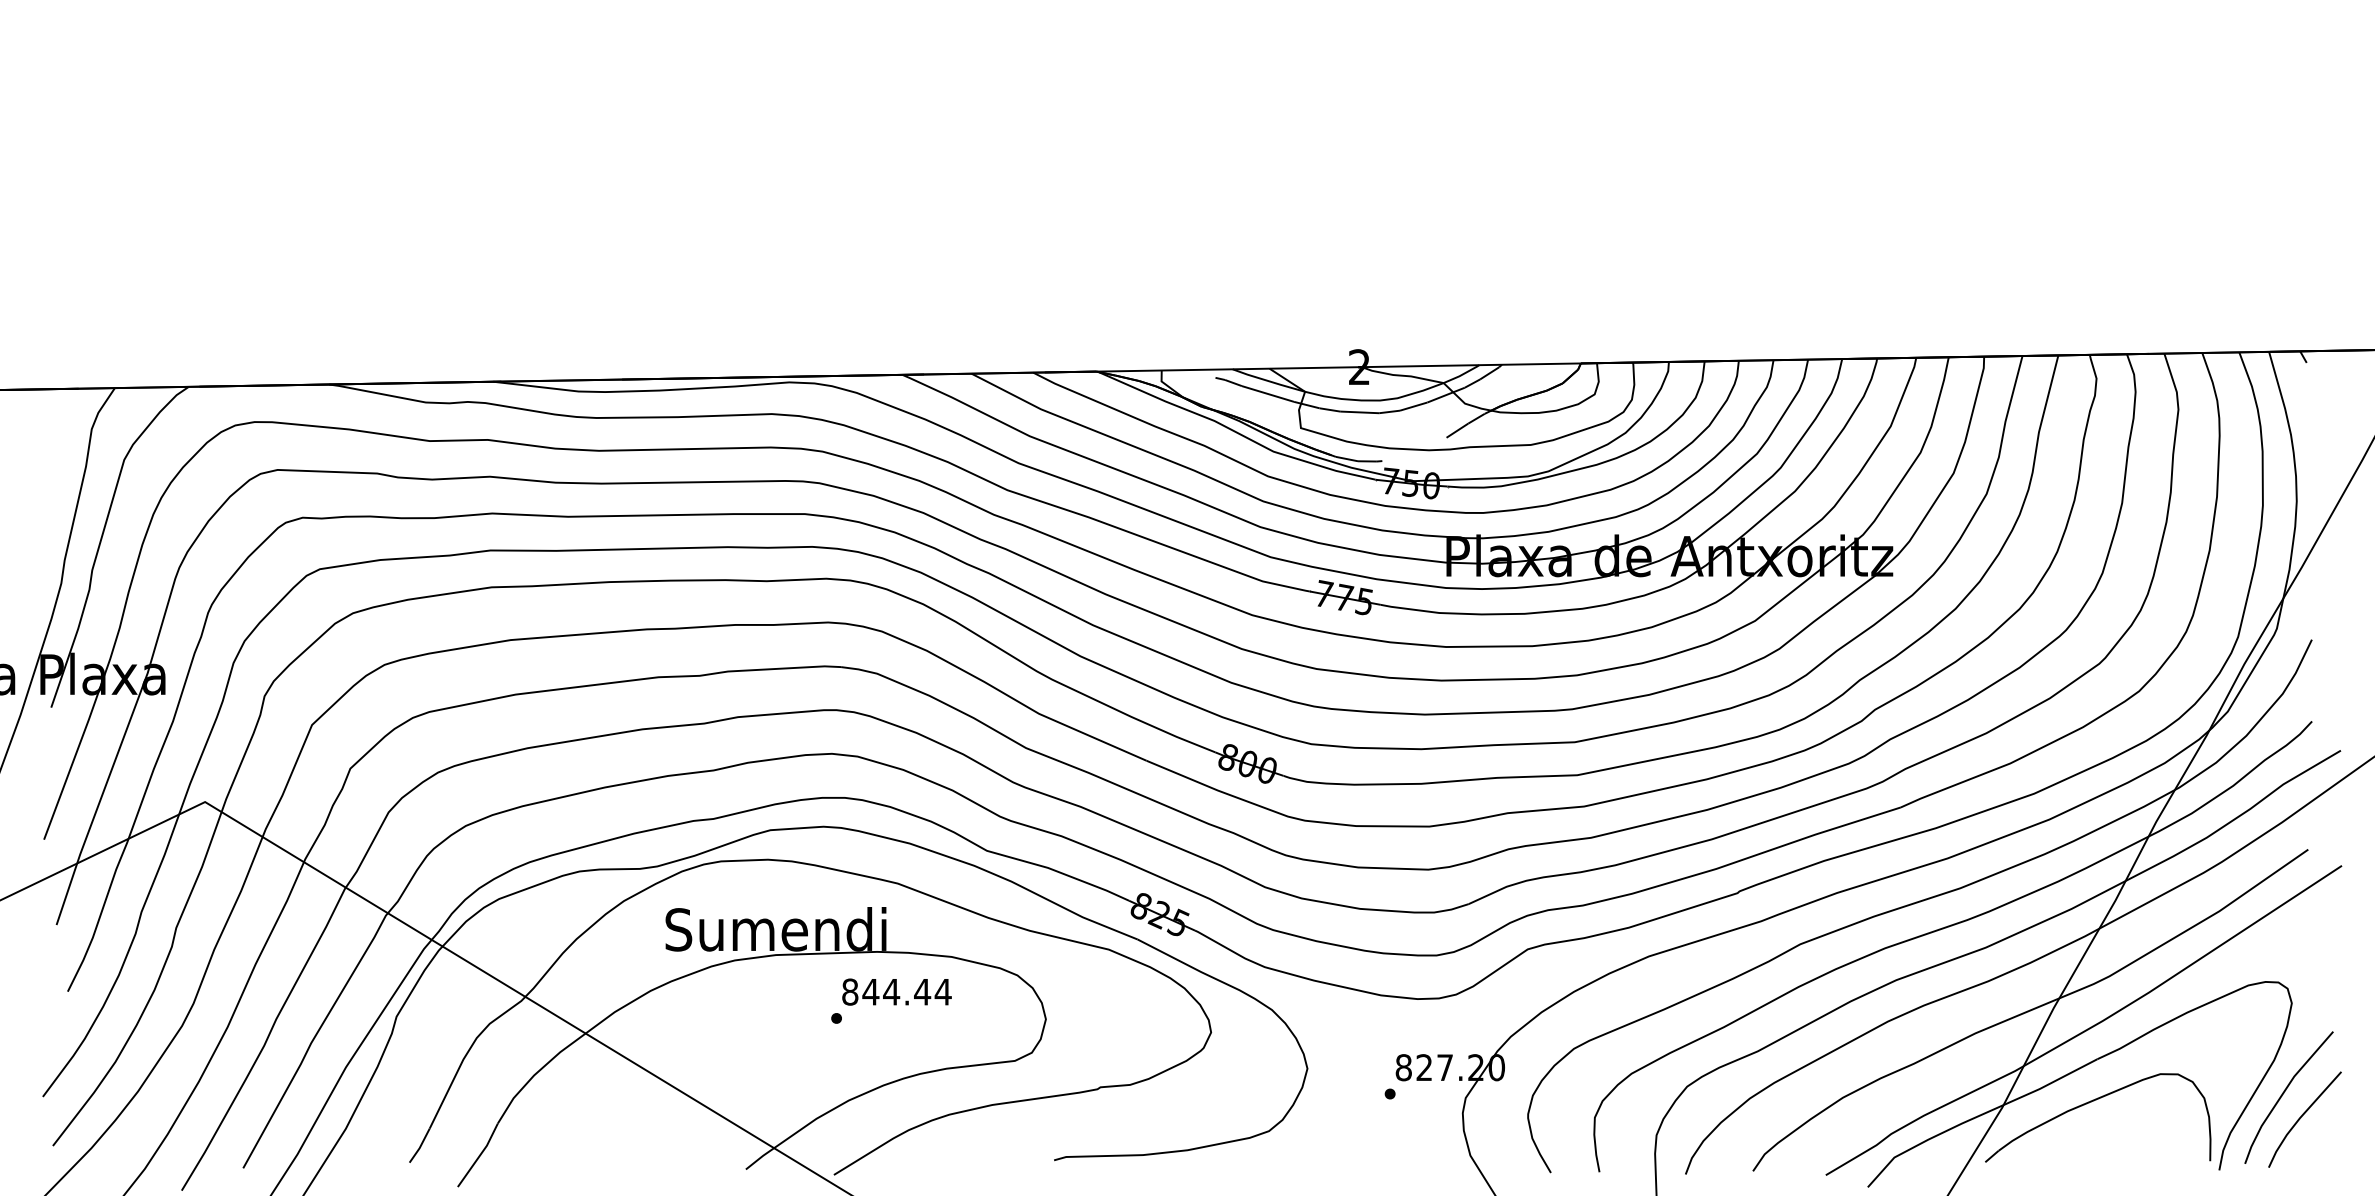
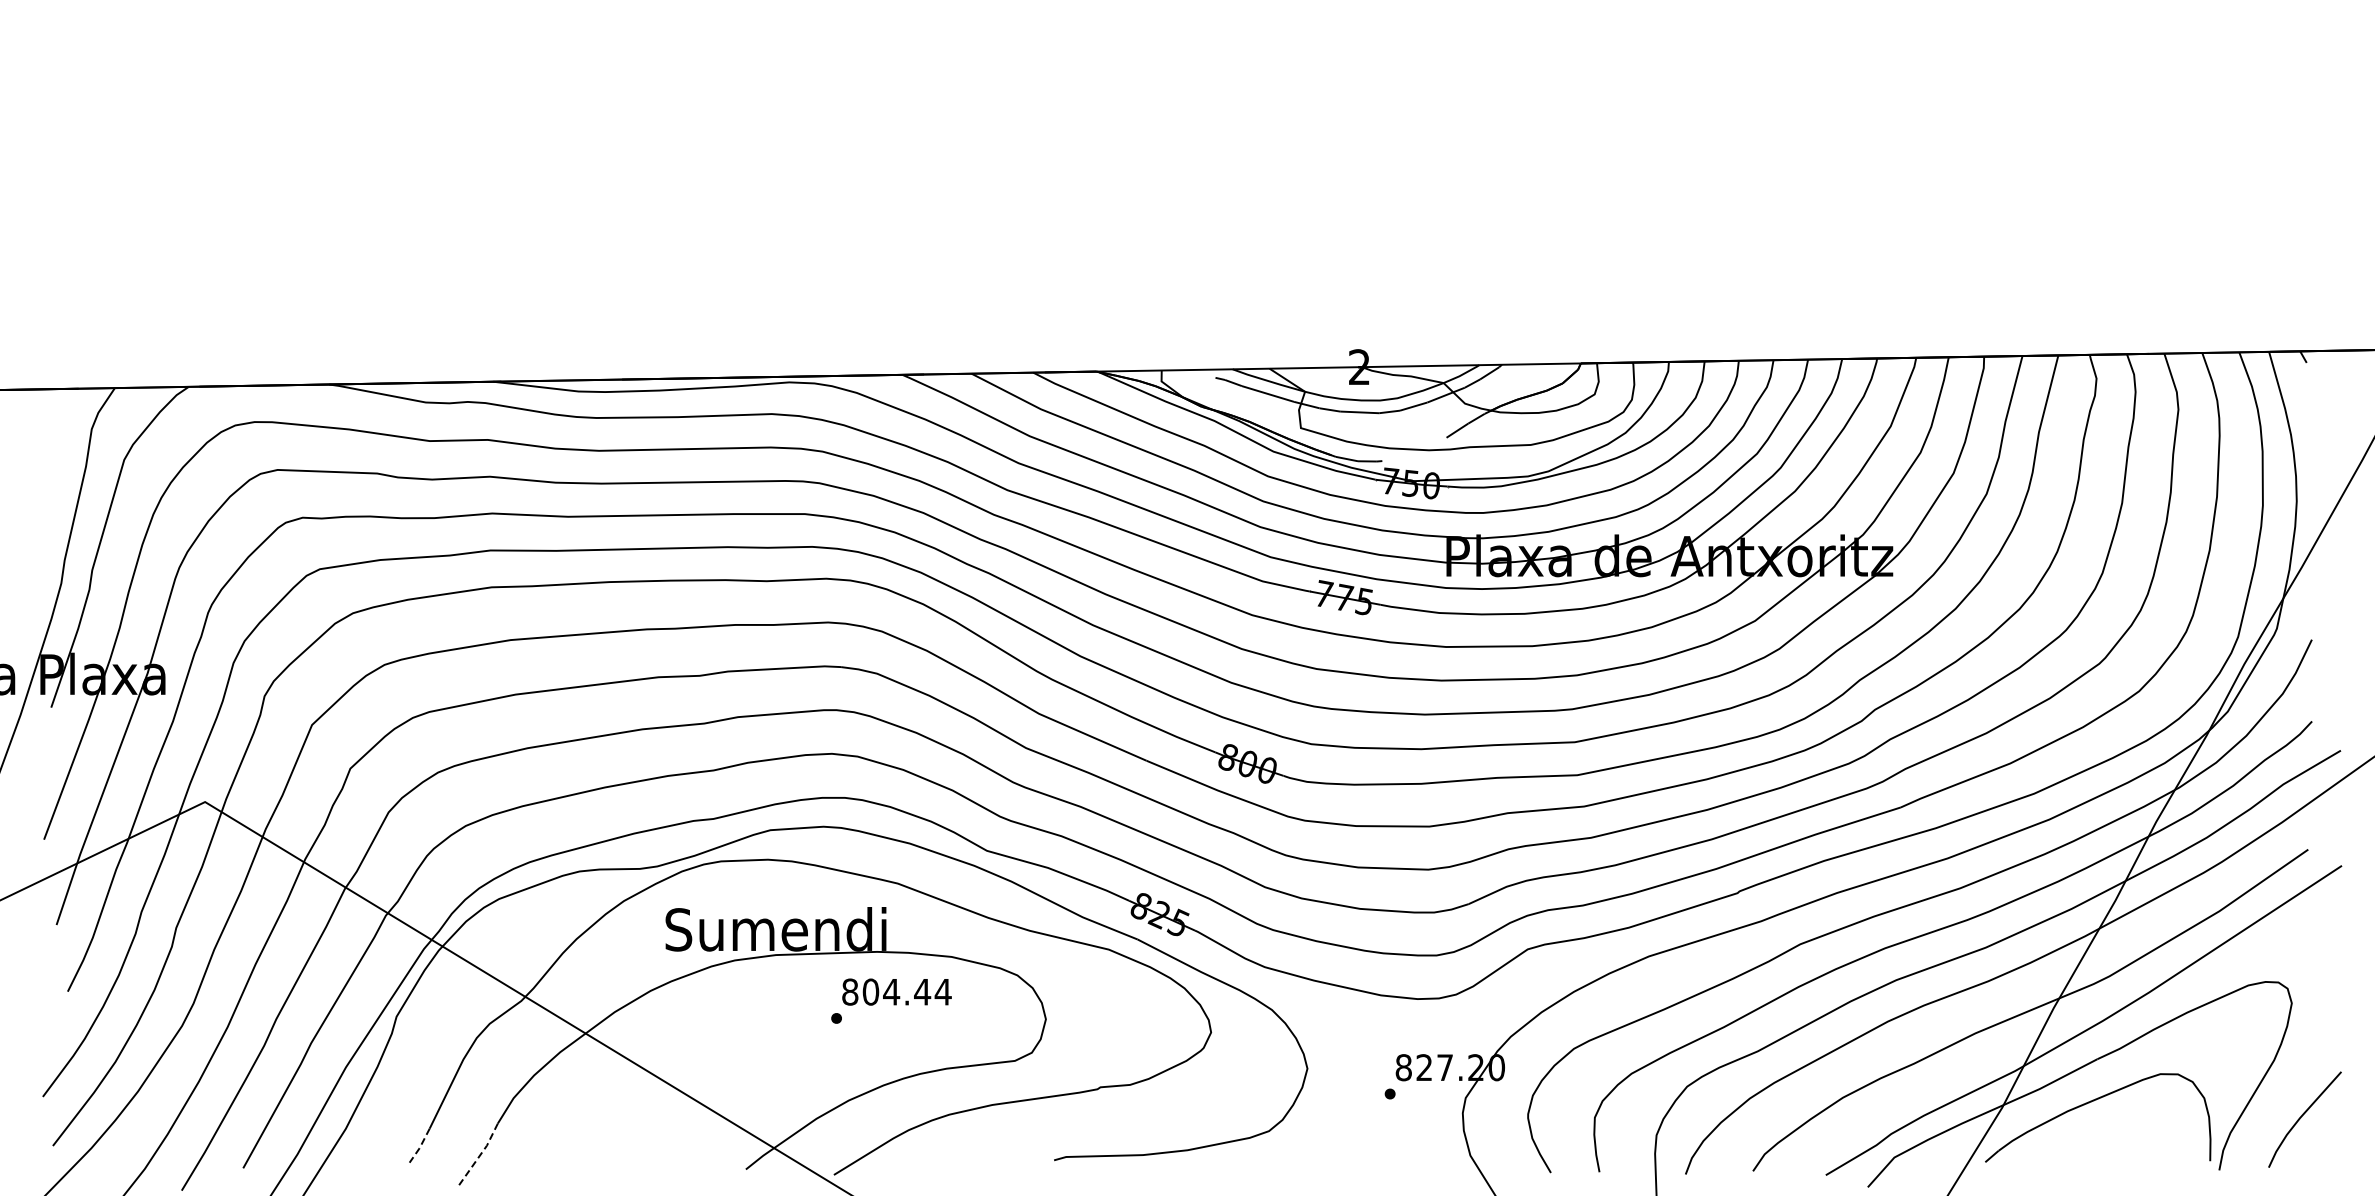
text: 844.44 -> 804.44 (870, 991)
line: present -> none (2284, 1093)
line: solid -> dashed (420, 1146)
line: solid -> dashed (479, 1156)
